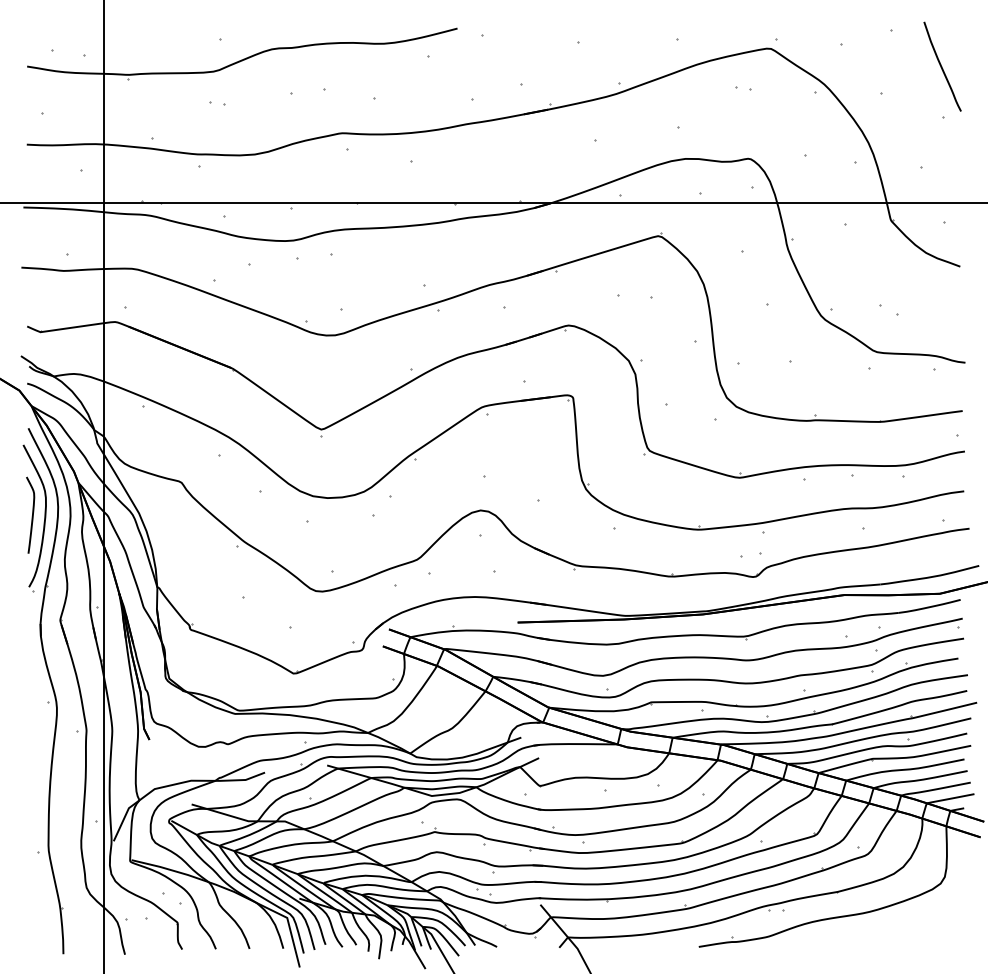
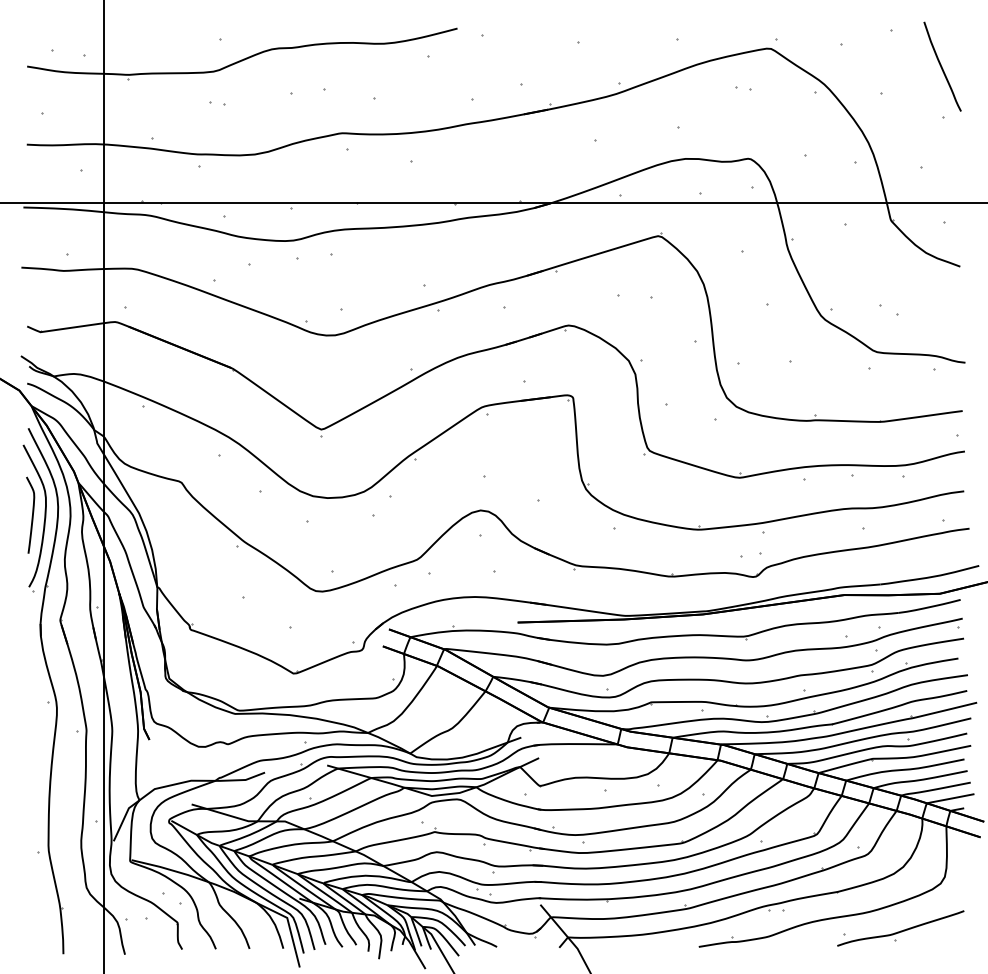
part: none -> present (900, 928)
